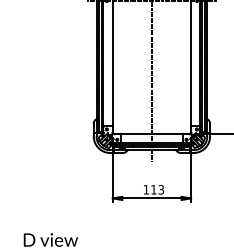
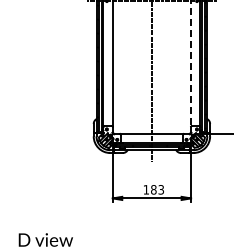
line: solid -> dashed (191, 63)
text: 113 -> 183 (153, 189)
text position: (50, 239) -> (45, 239) (45, 239)
